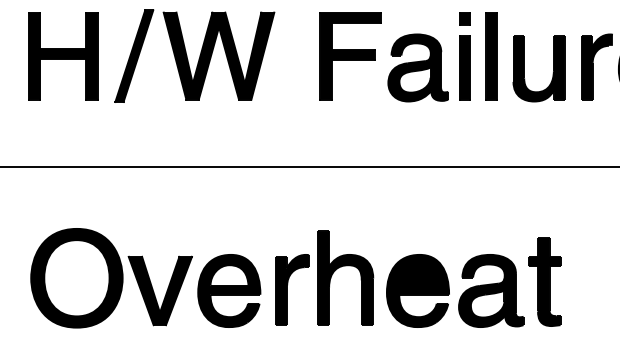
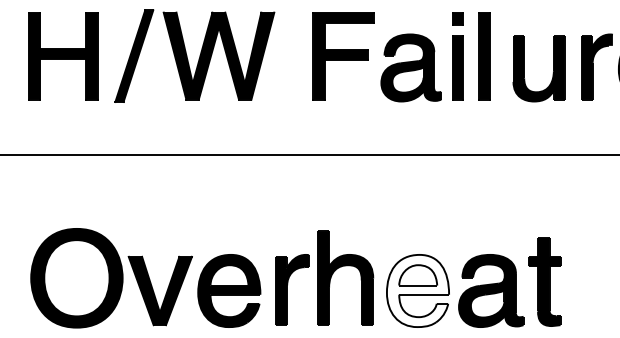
part position: (408, 57) -> (401, 57) (401, 57)
line position: (309, 167) -> (309, 155) (309, 155)
fill: present -> none (417, 290)
